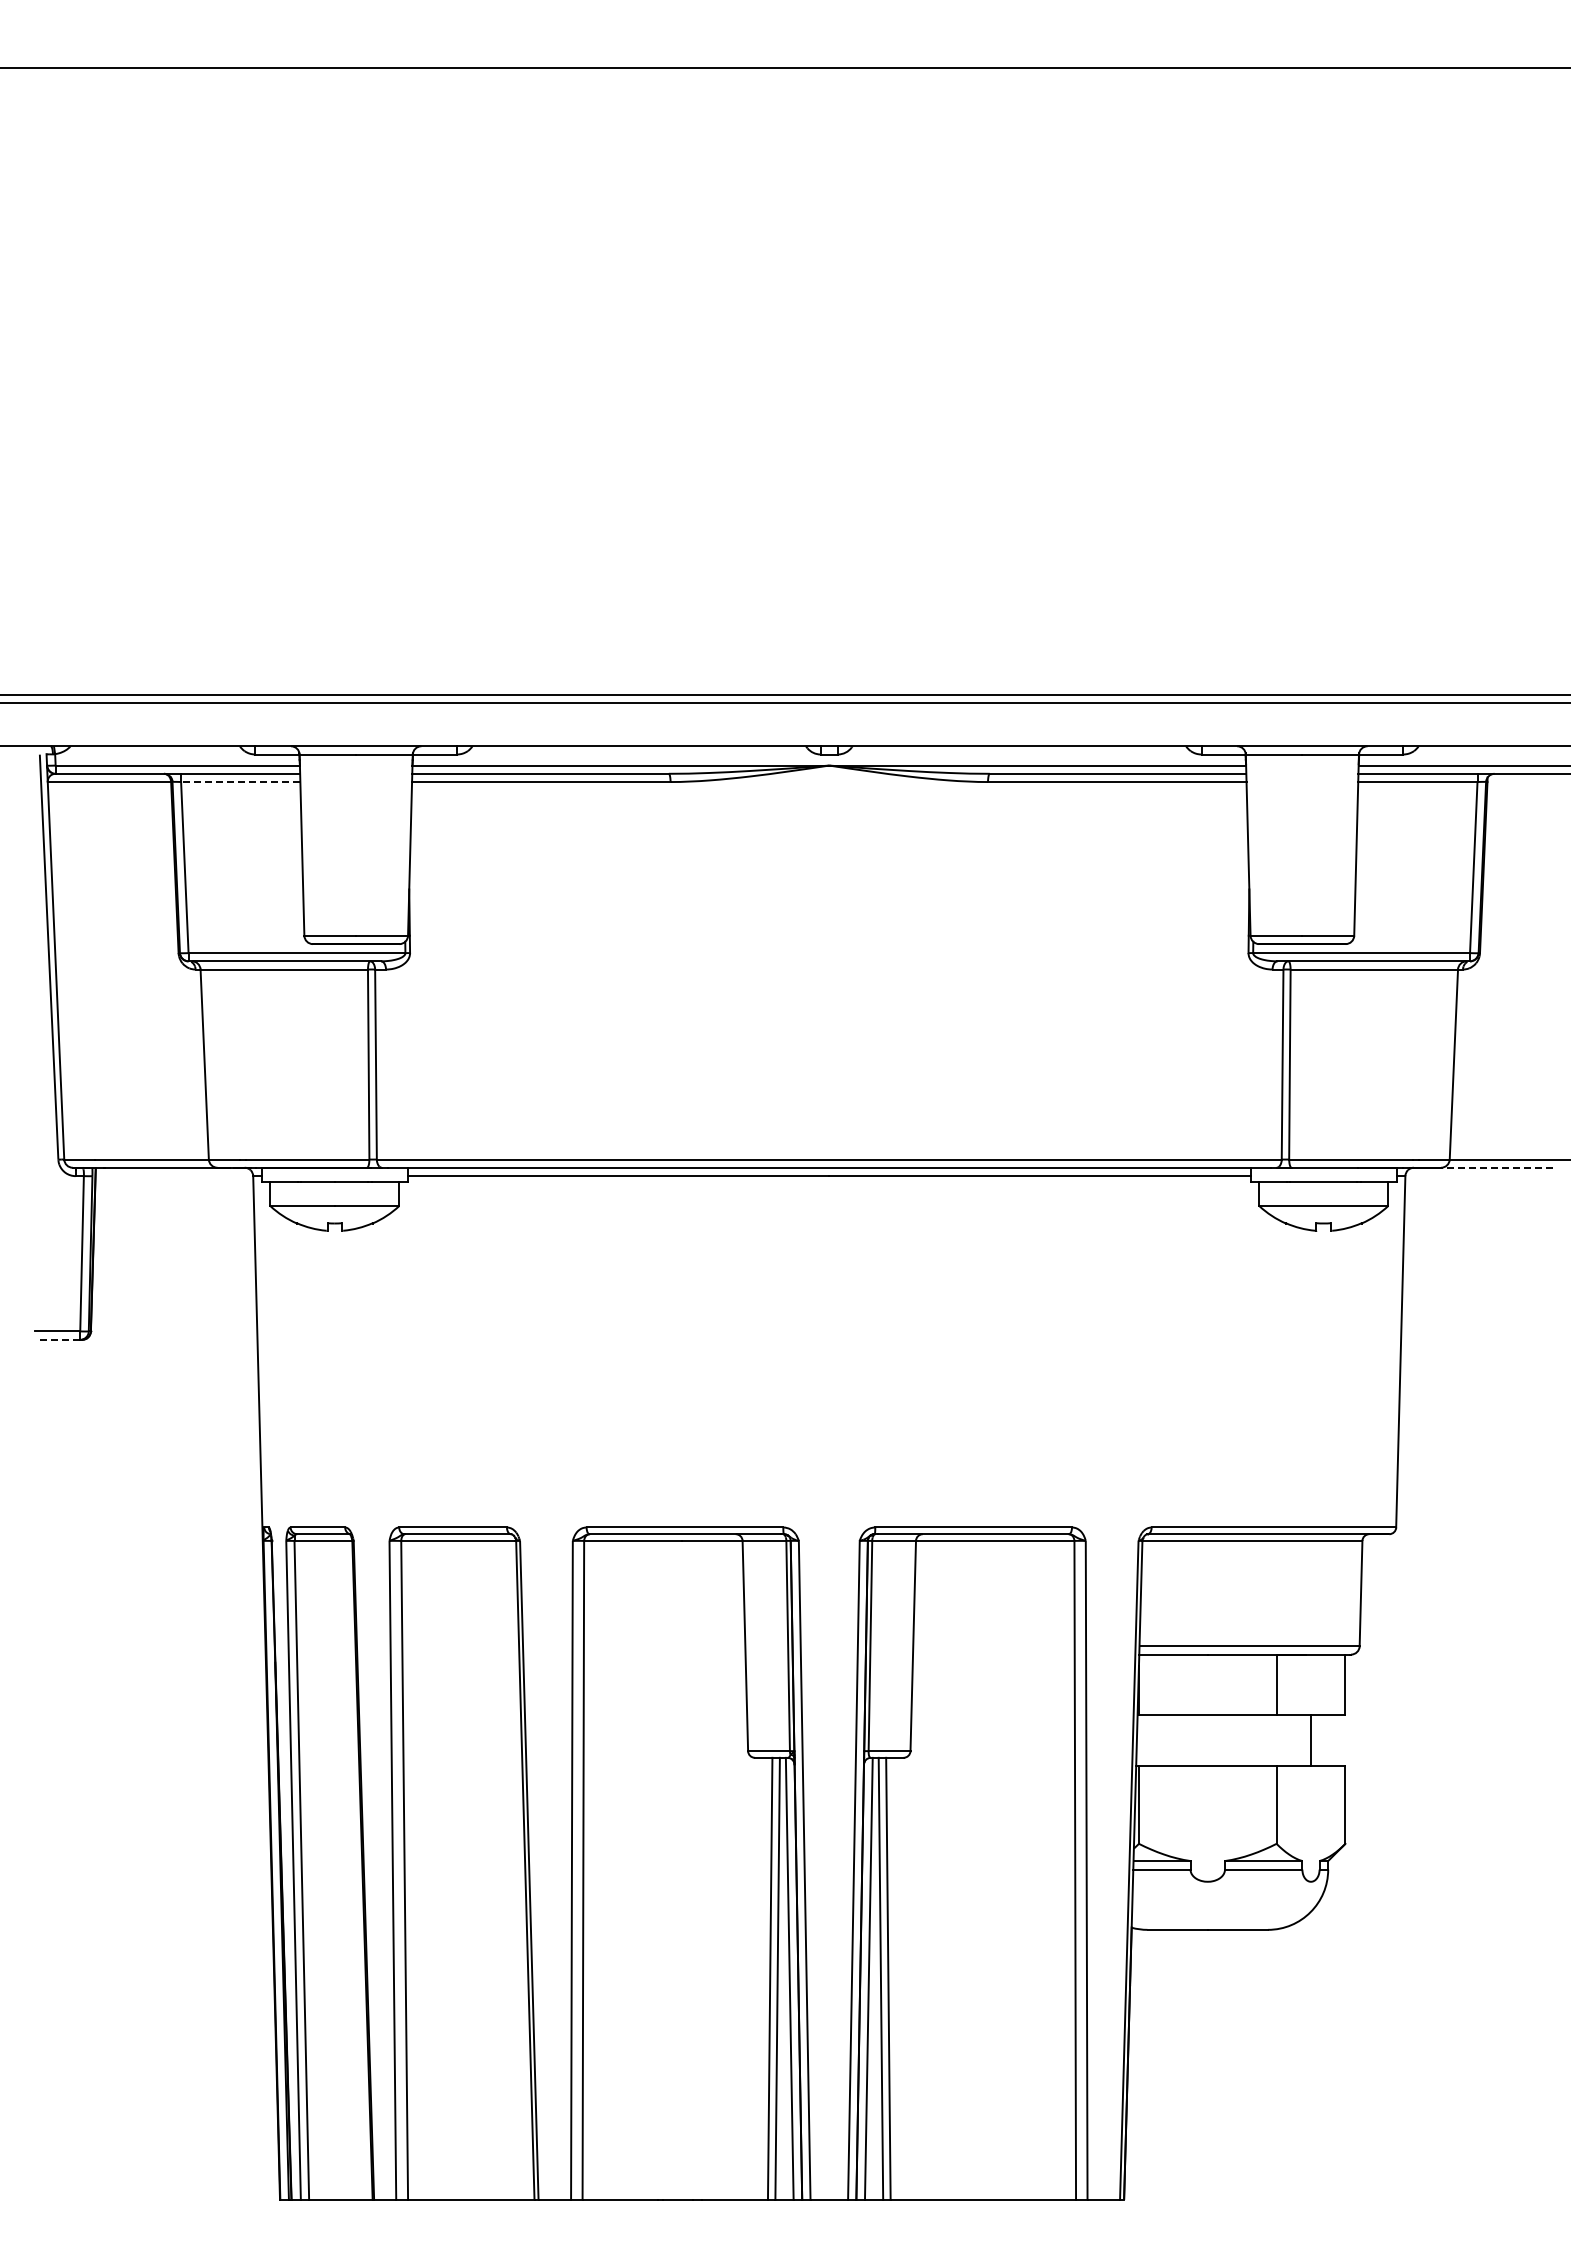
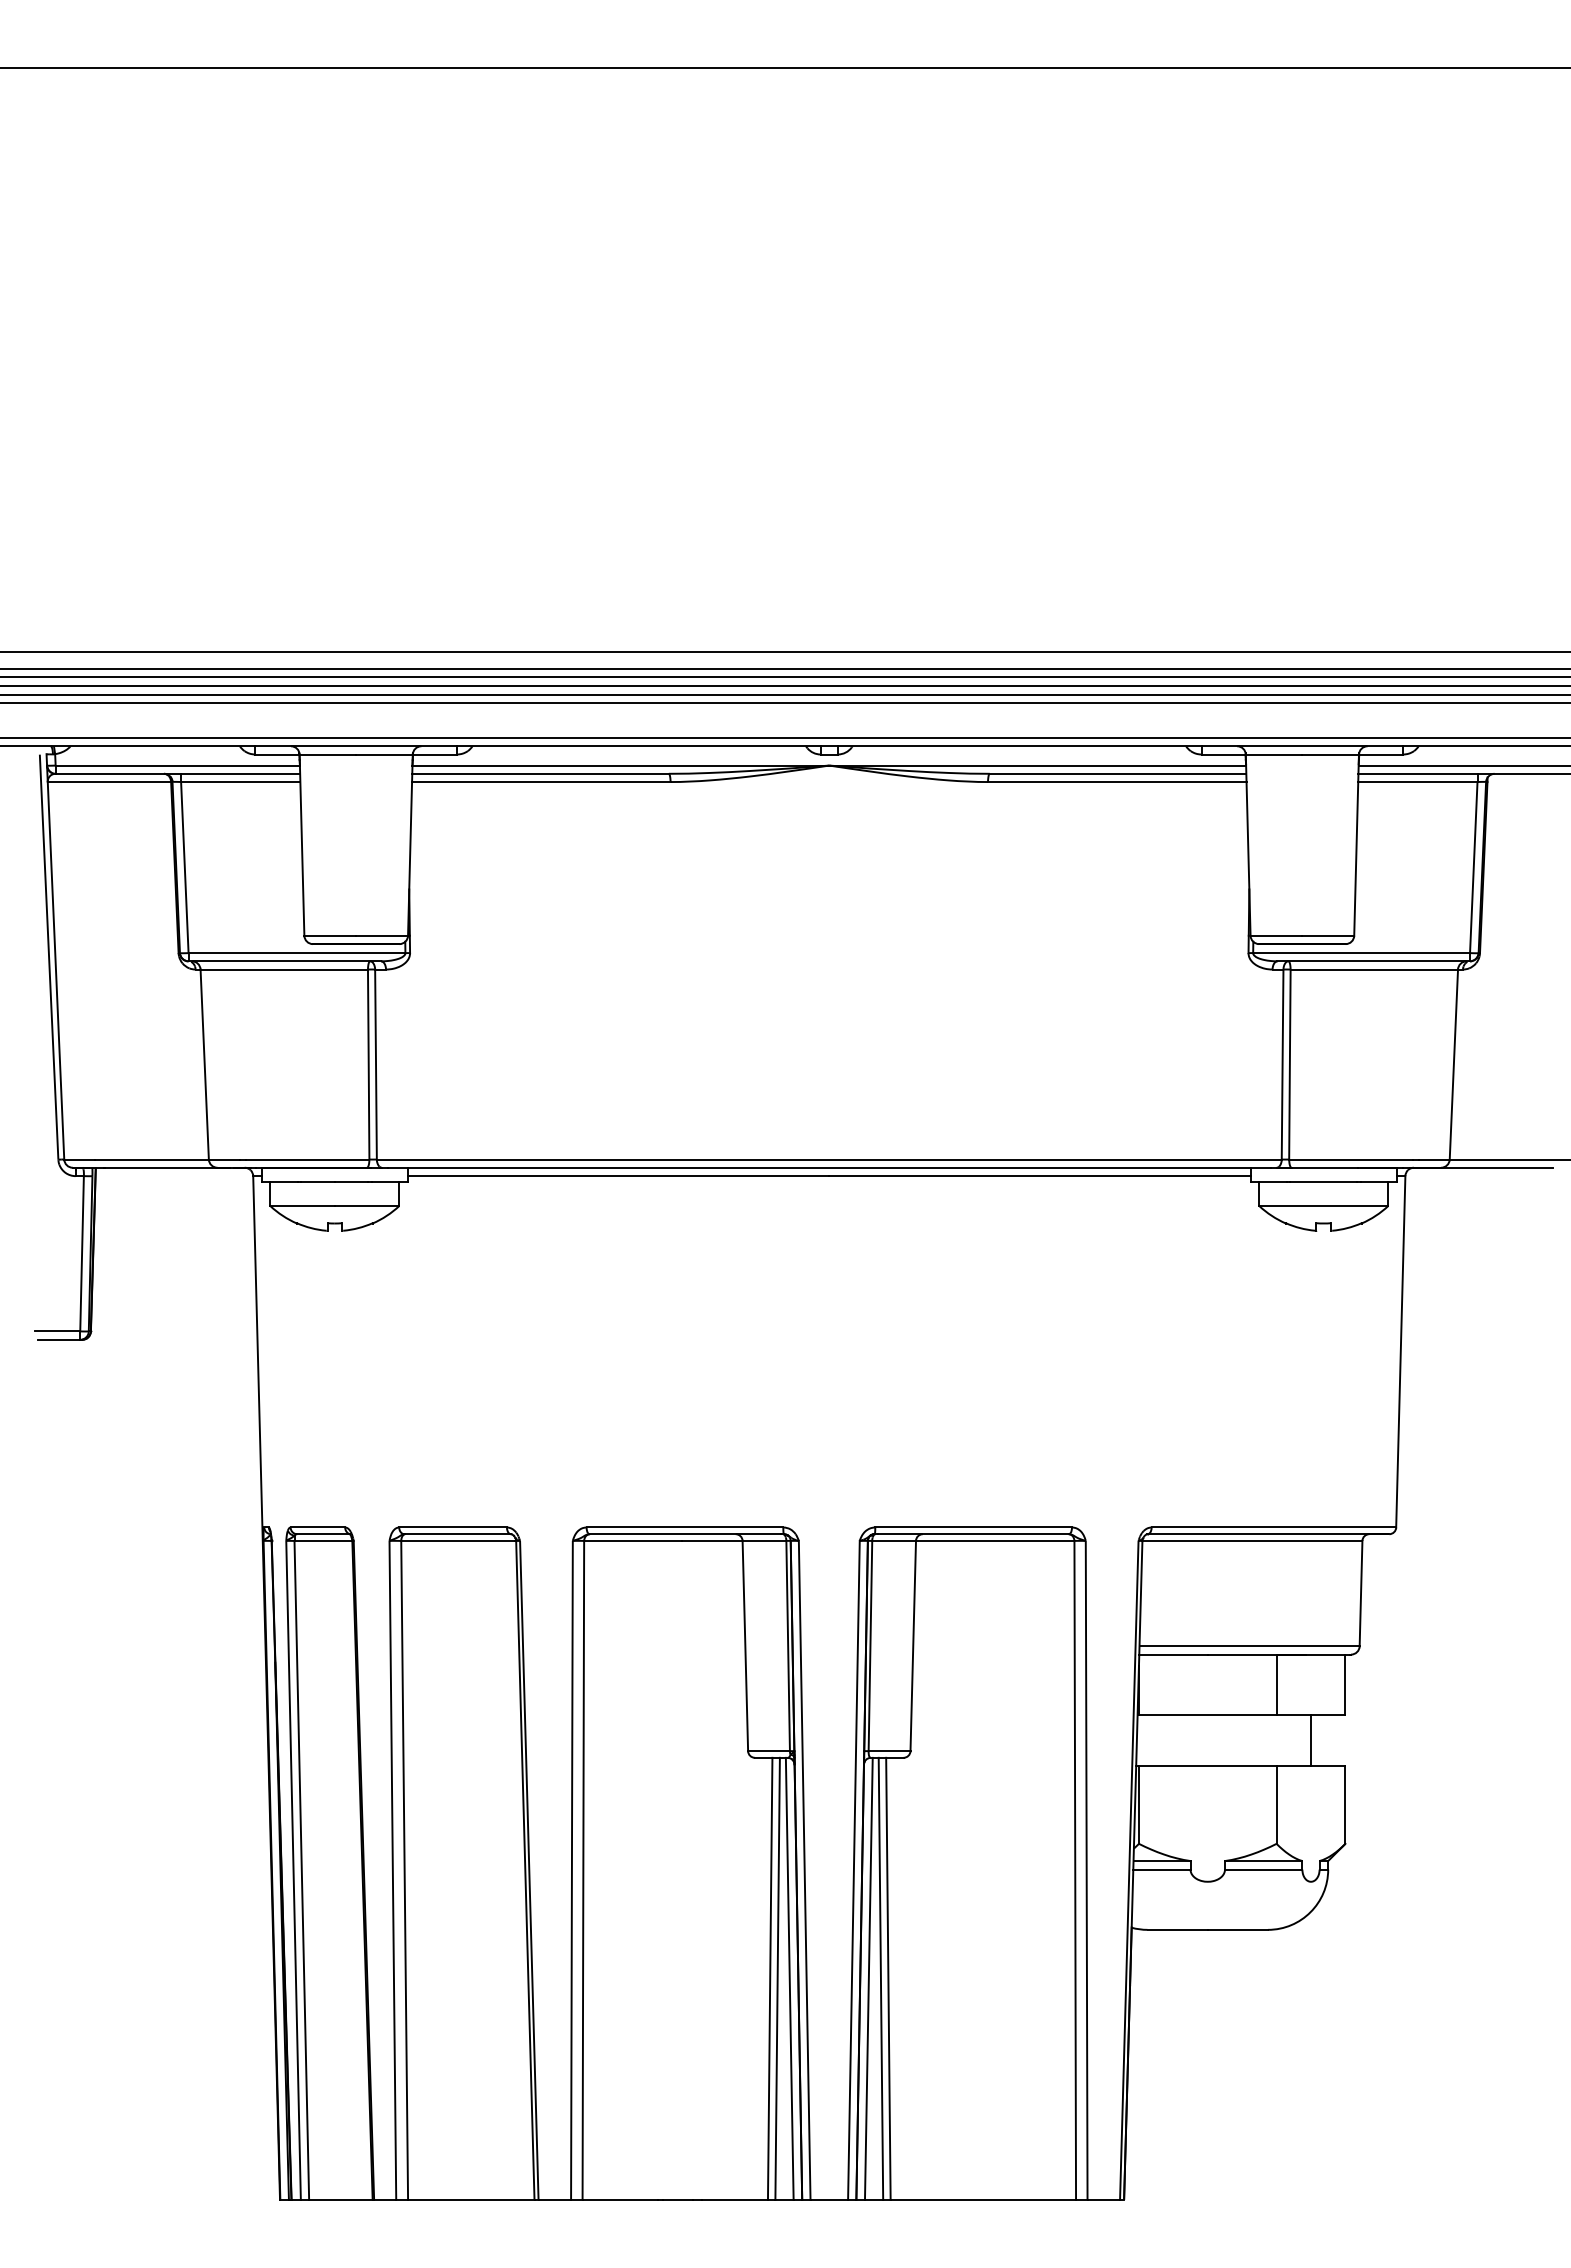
line: none -> present (784, 651)
line: none -> present (784, 668)
line: none -> present (784, 677)
line: none -> present (784, 686)
line: none -> present (784, 738)
line: dashed -> solid (240, 782)
line: dashed -> solid (1496, 1167)
line: dashed -> solid (58, 1339)
